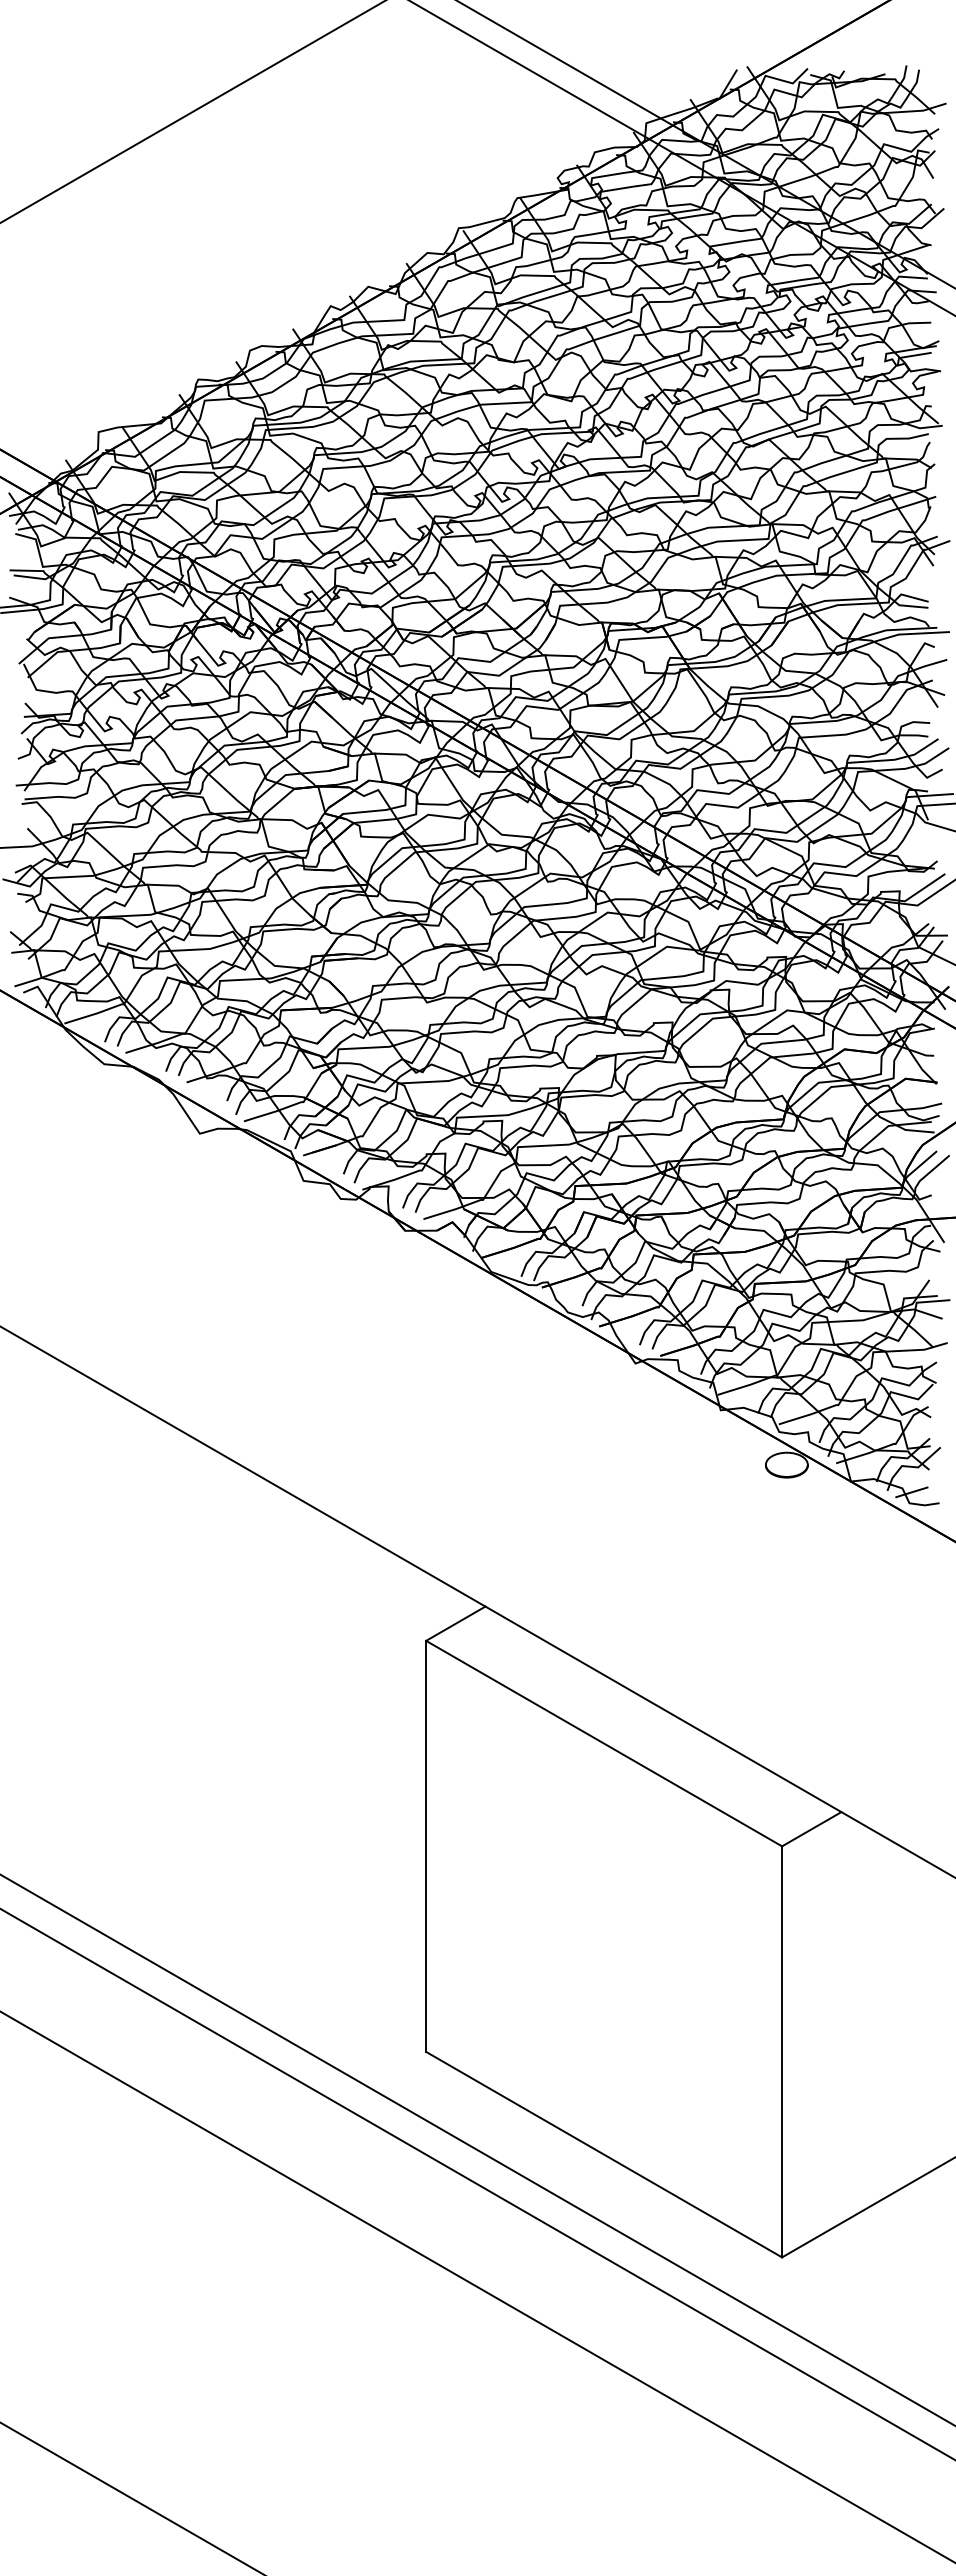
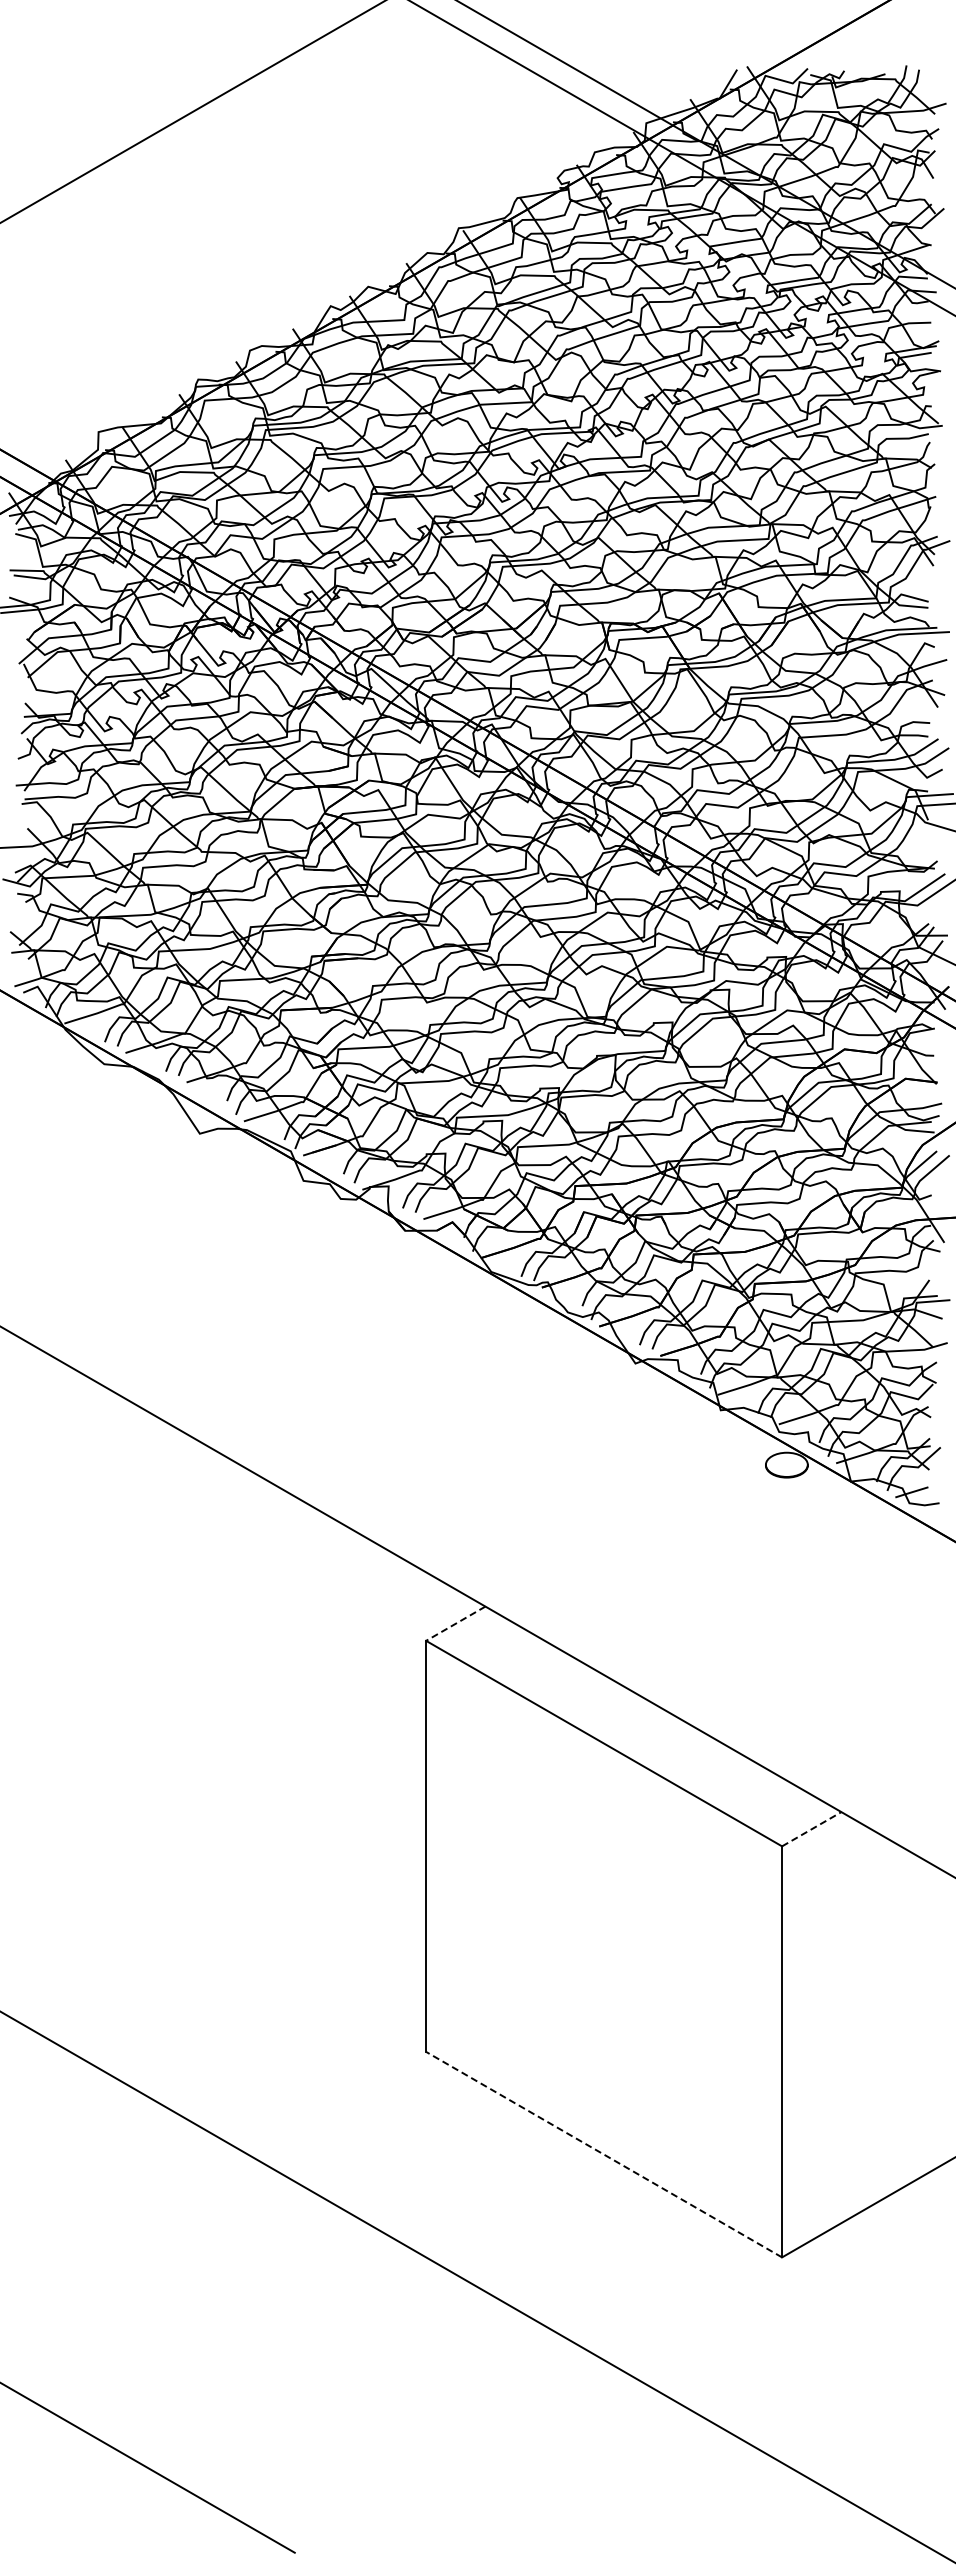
line: solid -> dashed (455, 1623)
line: solid -> dashed (812, 1828)
line: present -> none (477, 2149)
line: solid -> dashed (603, 2154)
line: present -> none (477, 2183)
line position: (131, 2497) -> (148, 2467) (148, 2467)
